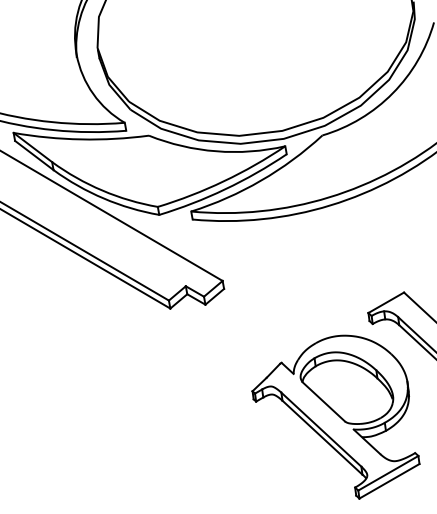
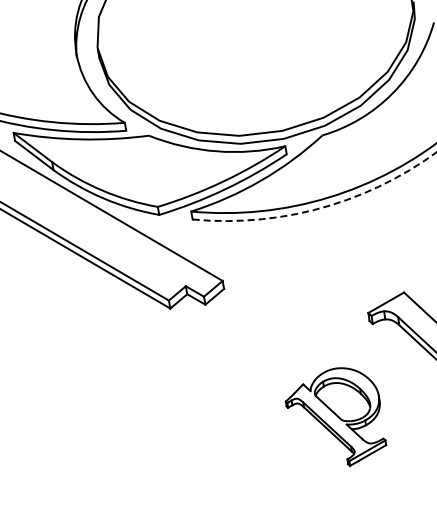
arc: solid -> dashed (321, 208)
part size: 170x166 px -> 104x100 px (335, 416)
